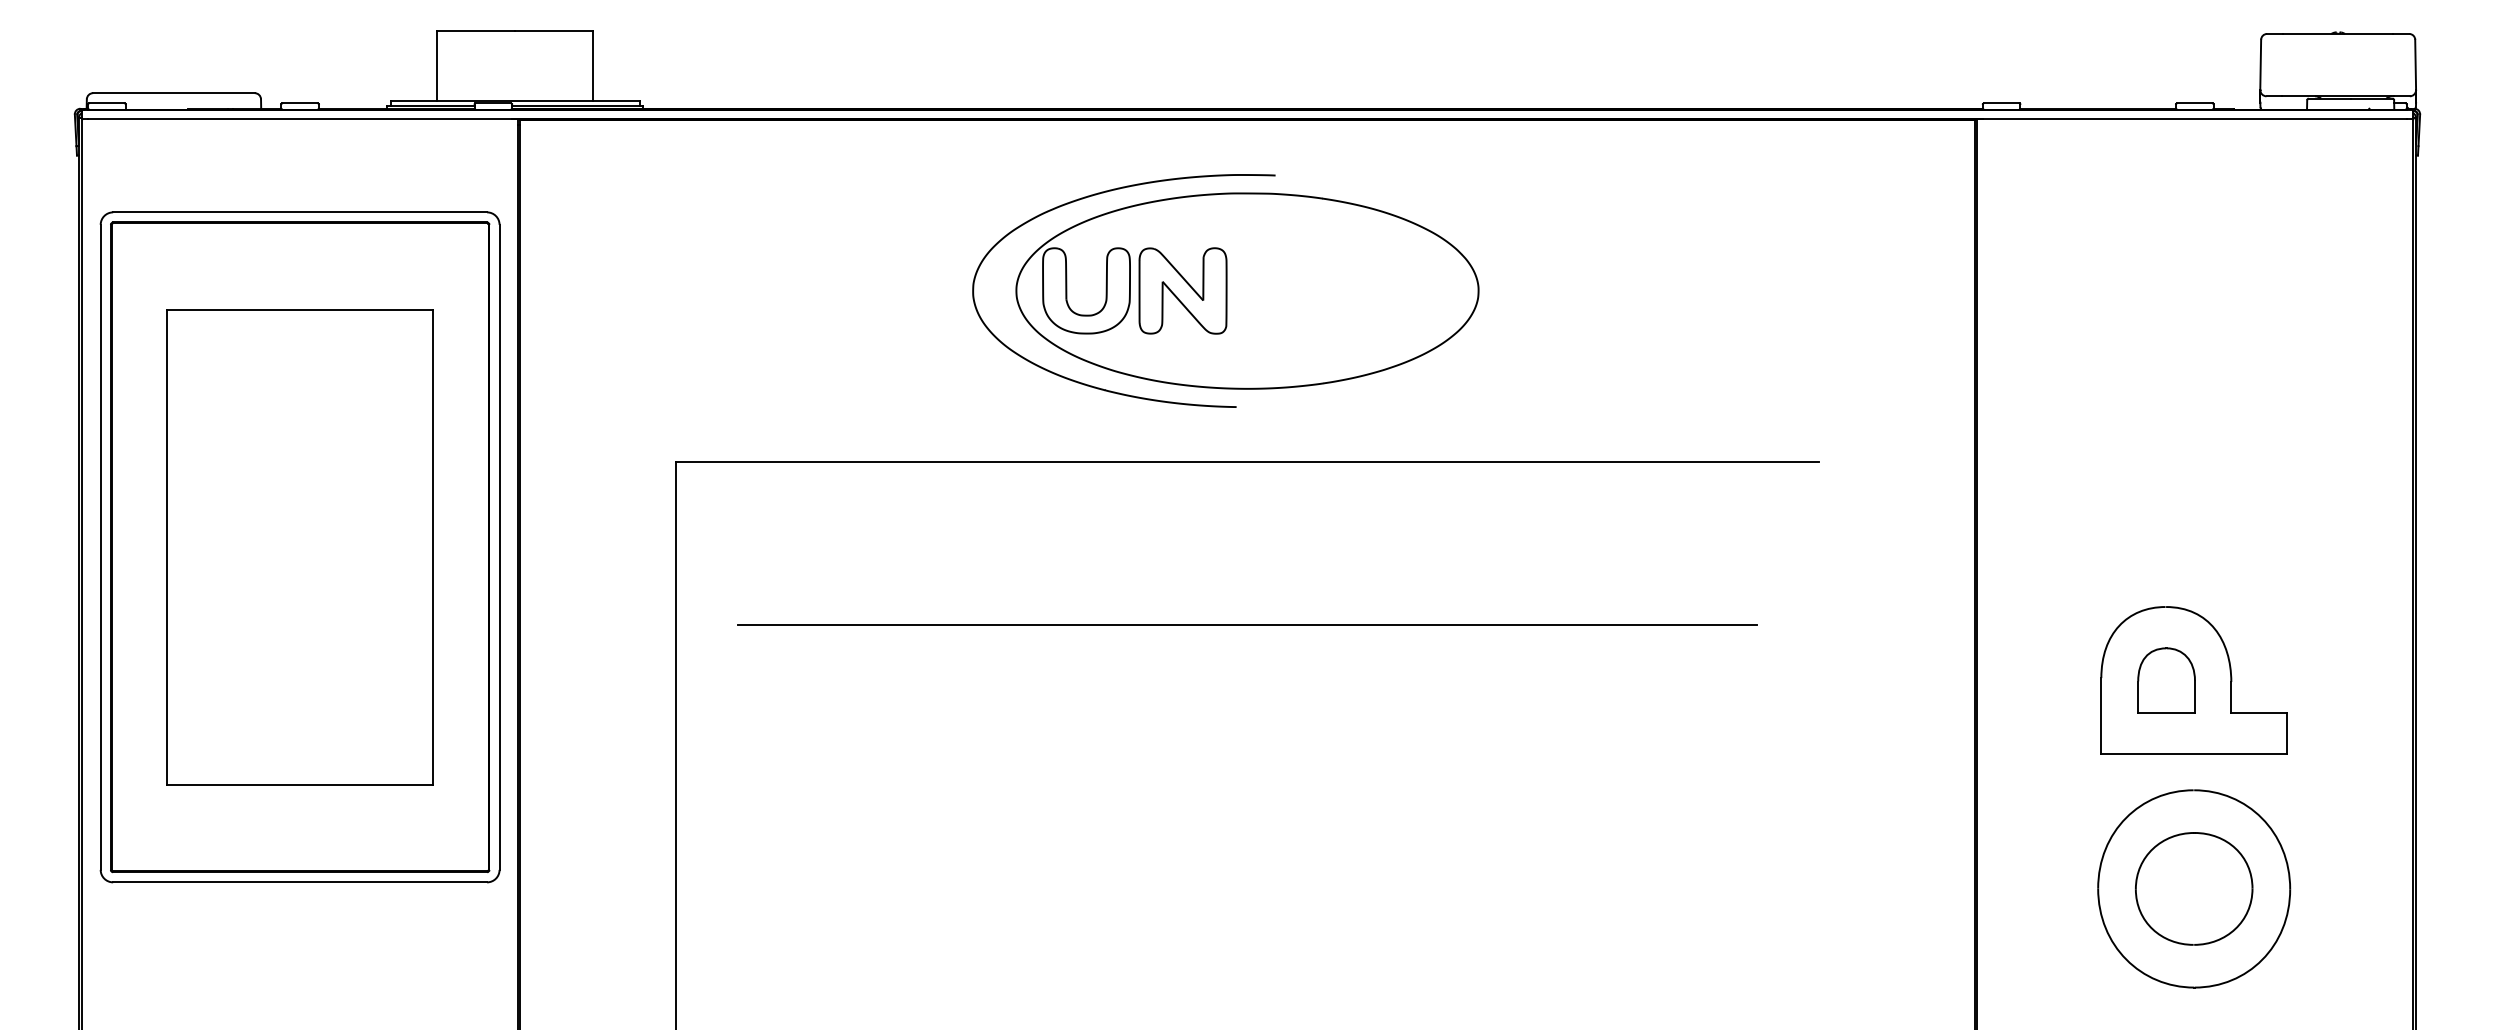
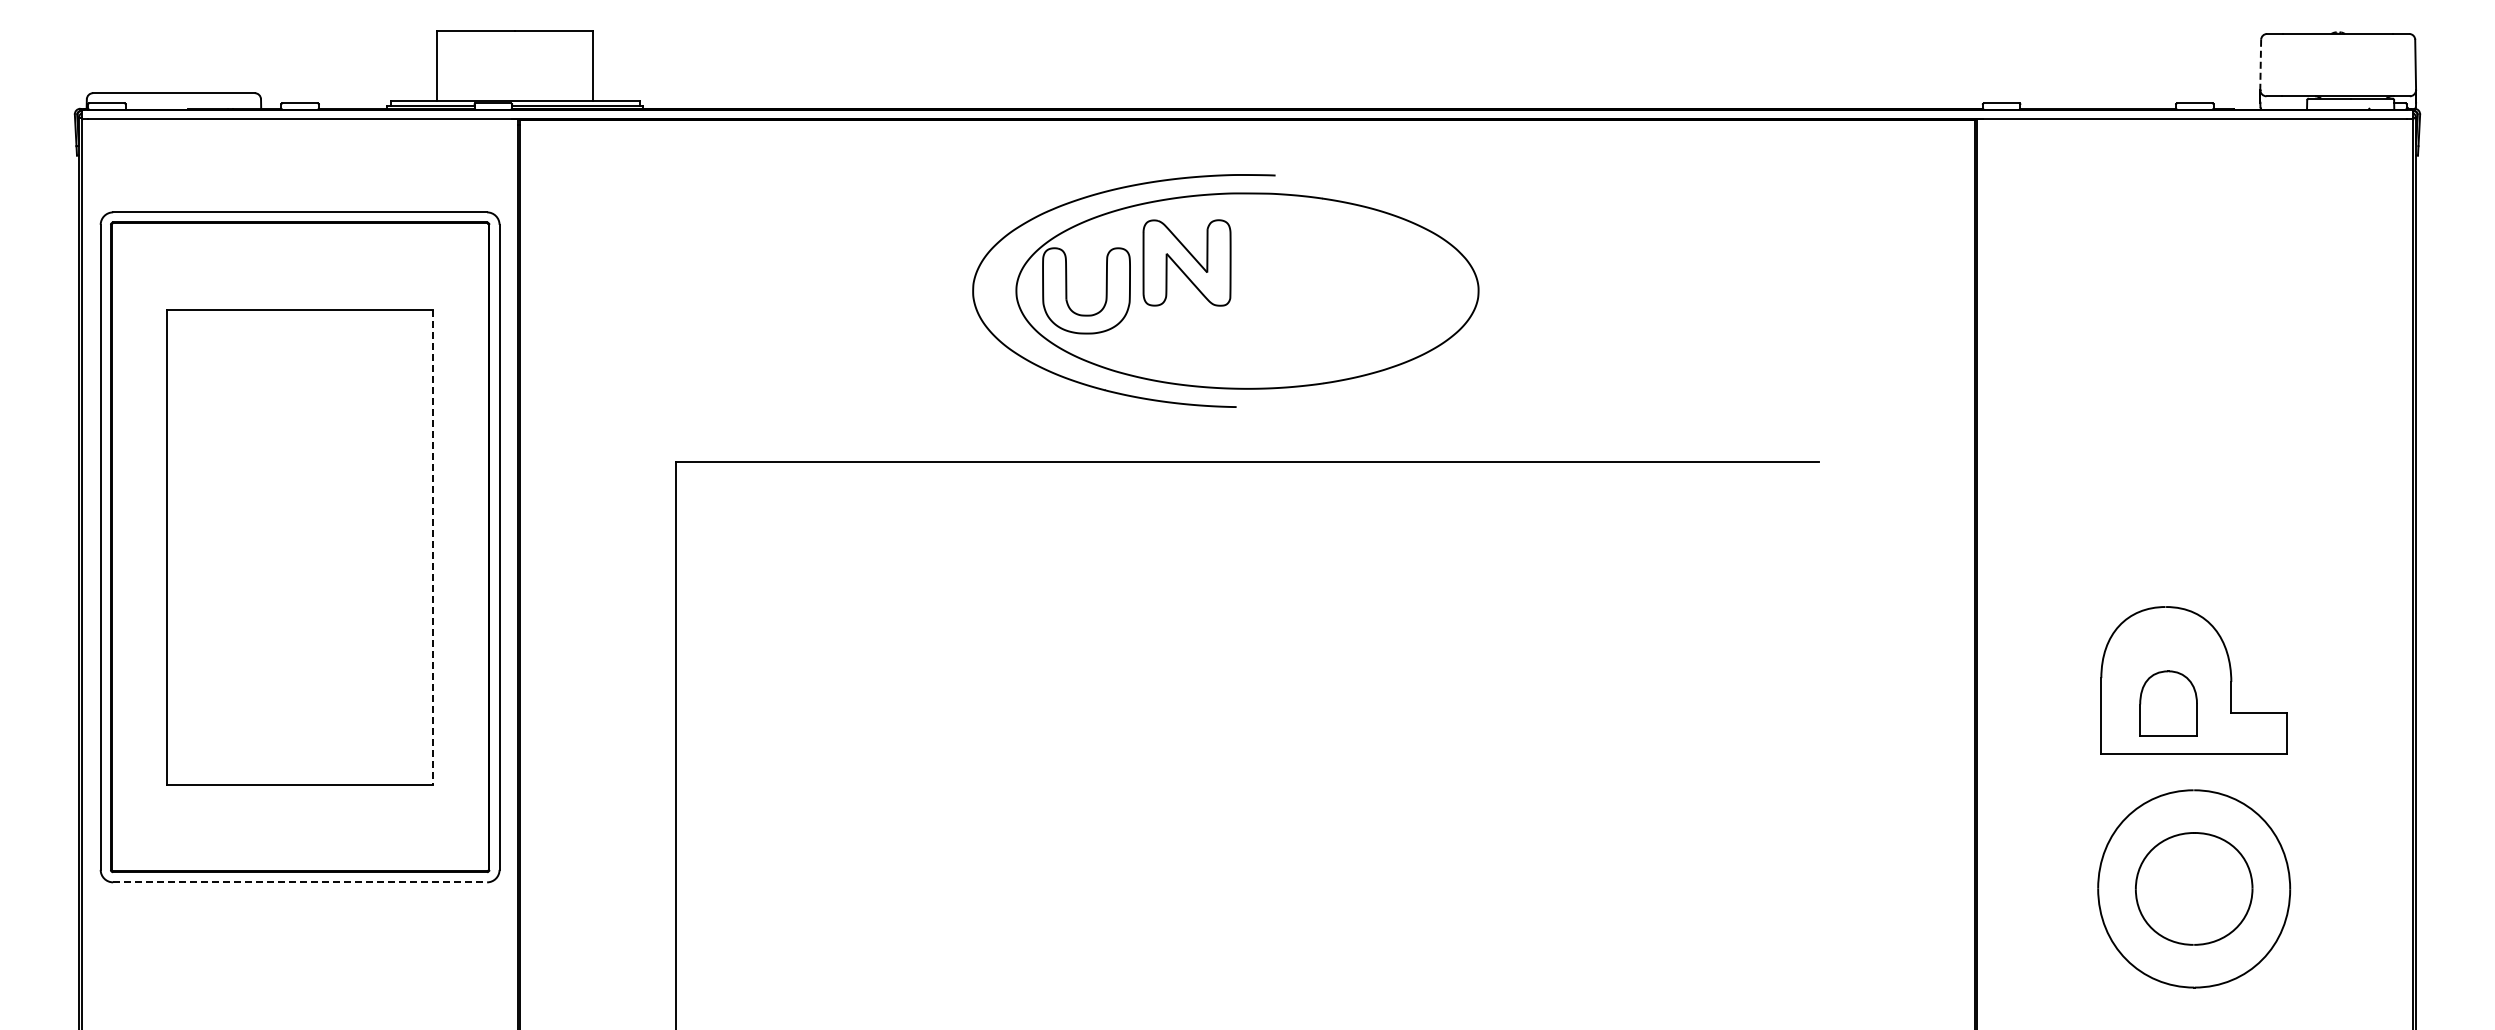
line: solid -> dashed (2260, 65)
part position: (1182, 290) -> (1186, 262) (1186, 262)
line: solid -> dashed (433, 547)
line: present -> none (1247, 625)
part position: (2166, 680) -> (2168, 703) (2168, 703)
line: solid -> dashed (300, 882)
